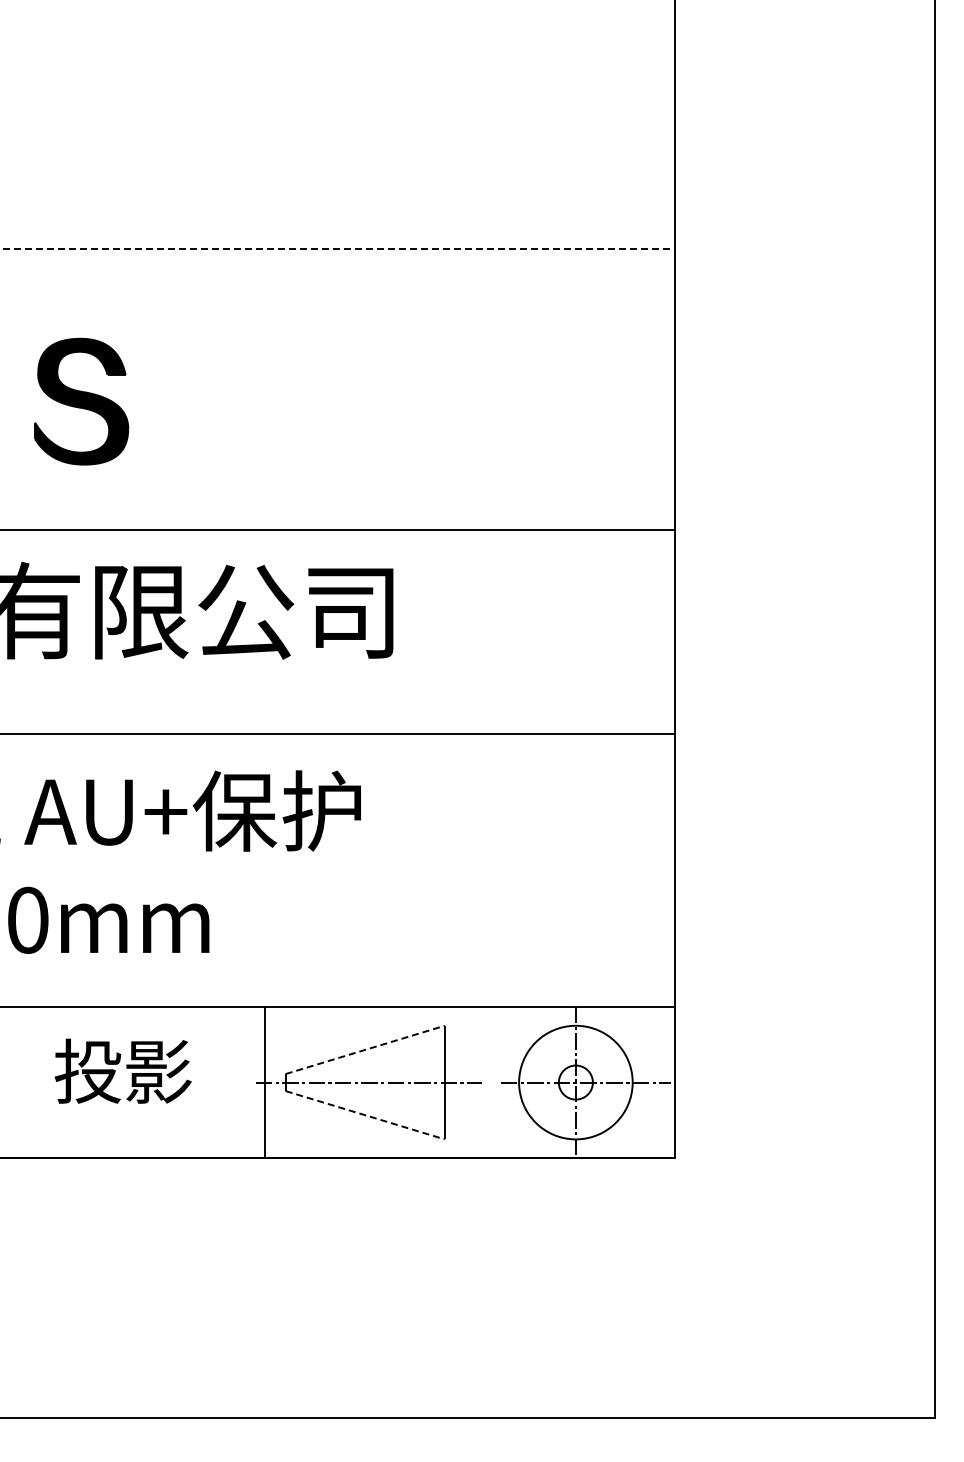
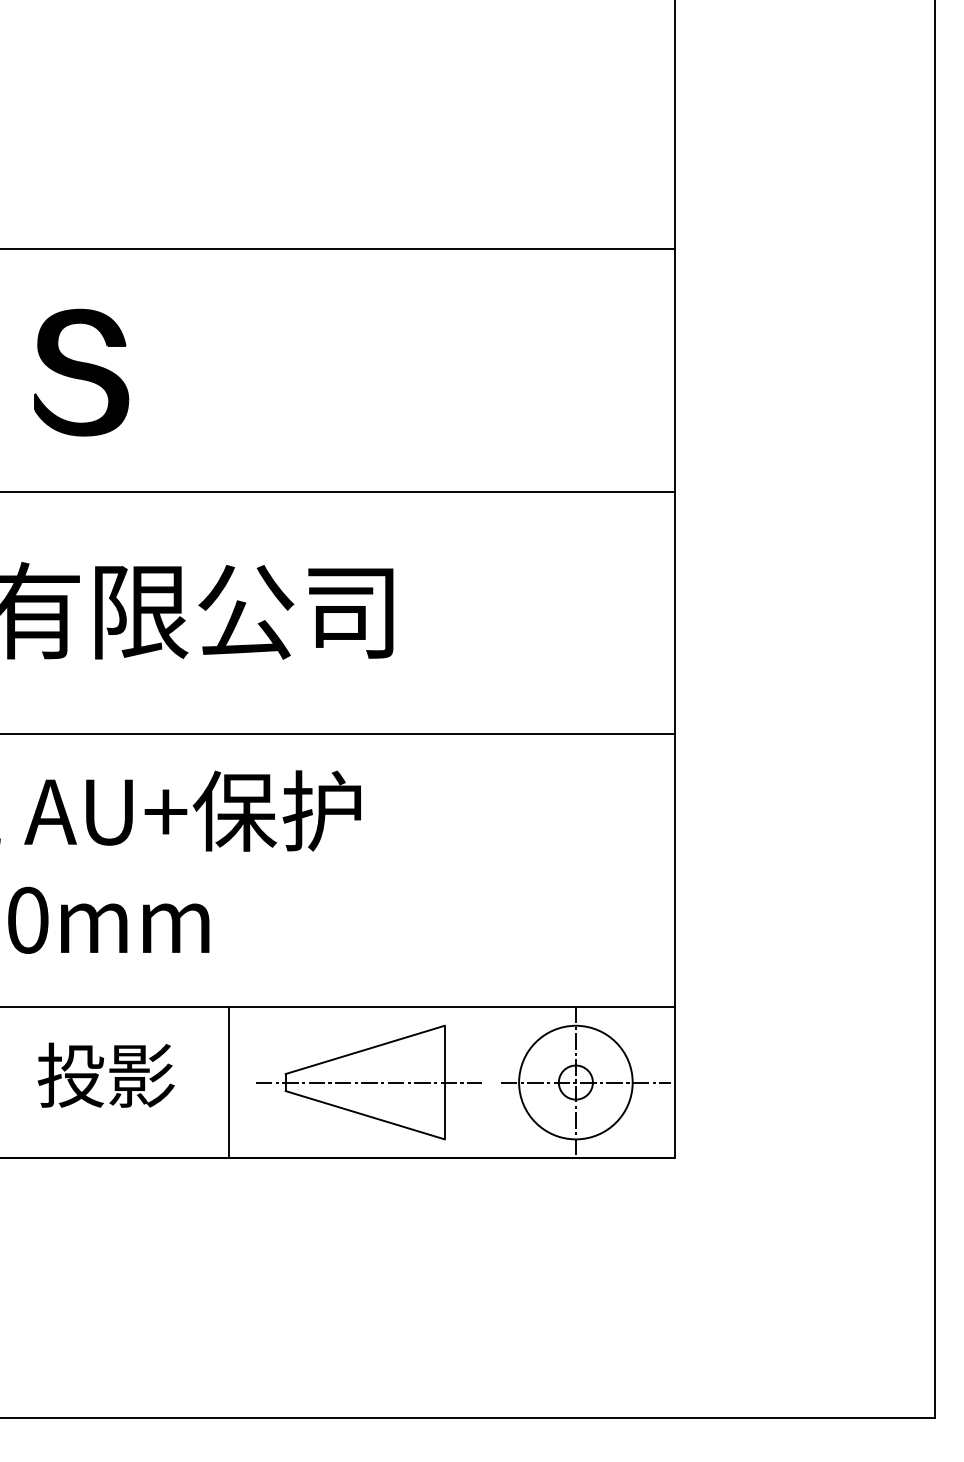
line: dashed -> solid (338, 249)
part position: (81, 401) -> (81, 372) (81, 372)
line position: (338, 529) -> (338, 491) (338, 491)
line: dashed -> solid (365, 1049)
text position: (122, 1070) -> (105, 1074) (105, 1074)
line position: (264, 1082) -> (228, 1082) (228, 1082)
line: dashed -> solid (365, 1115)
